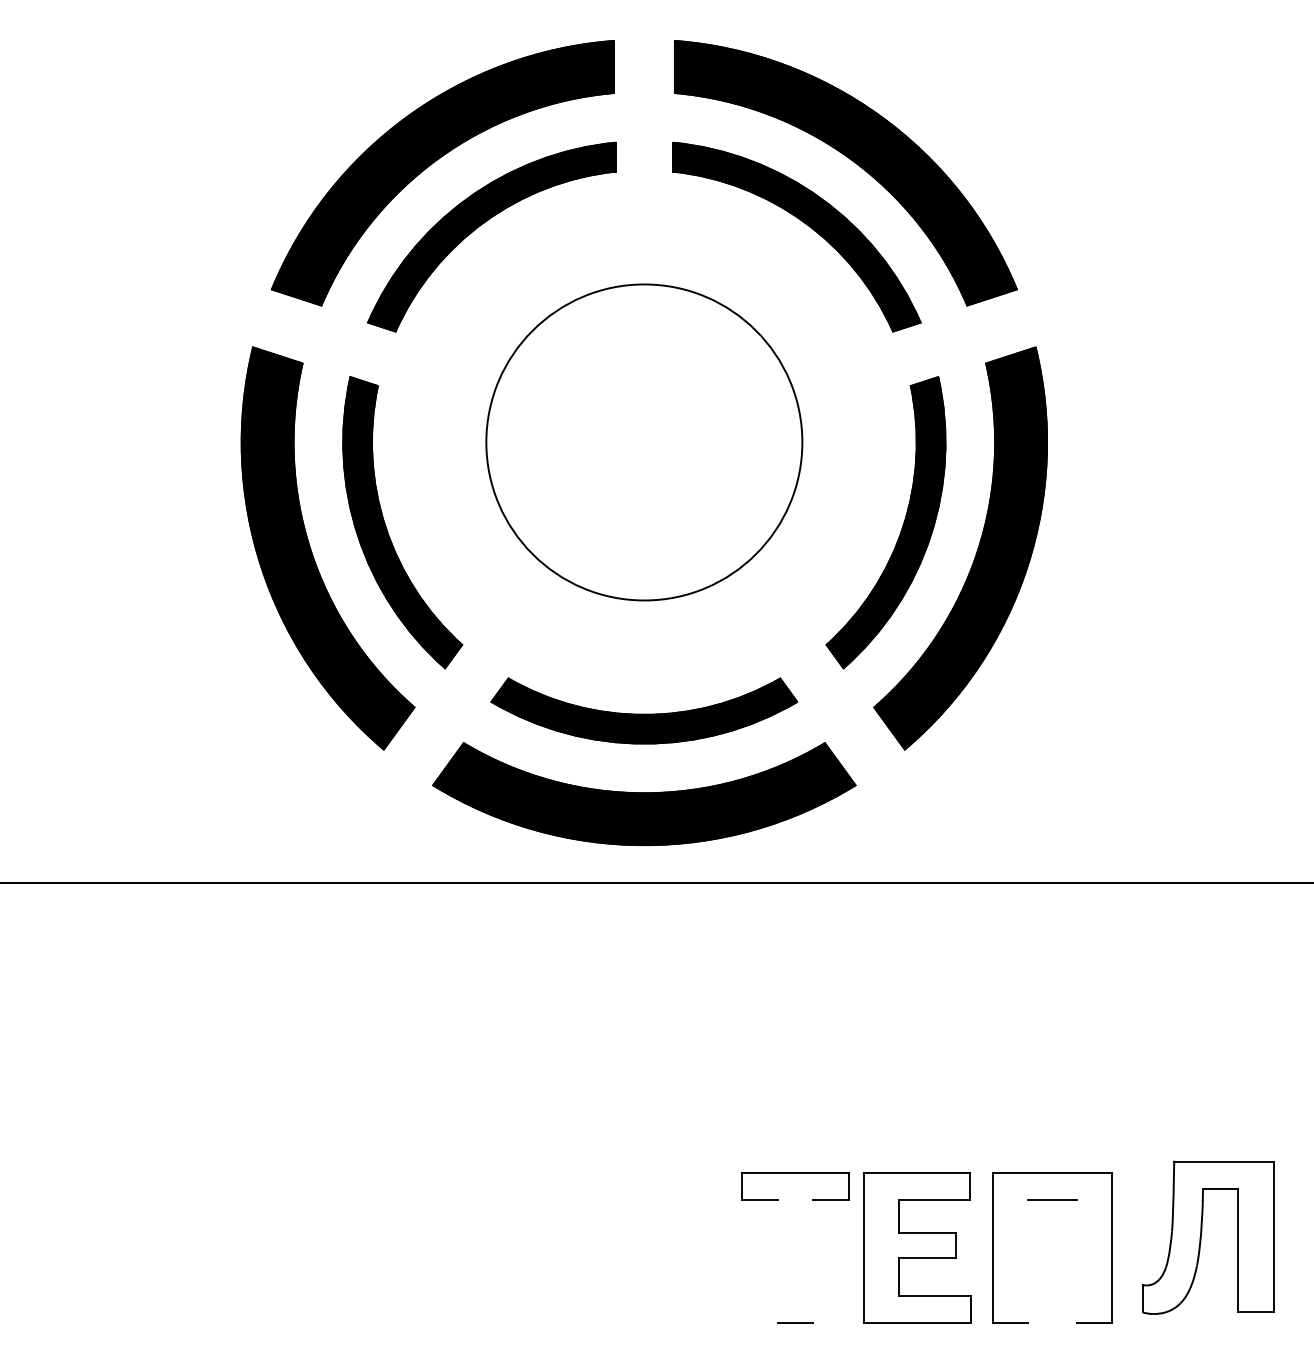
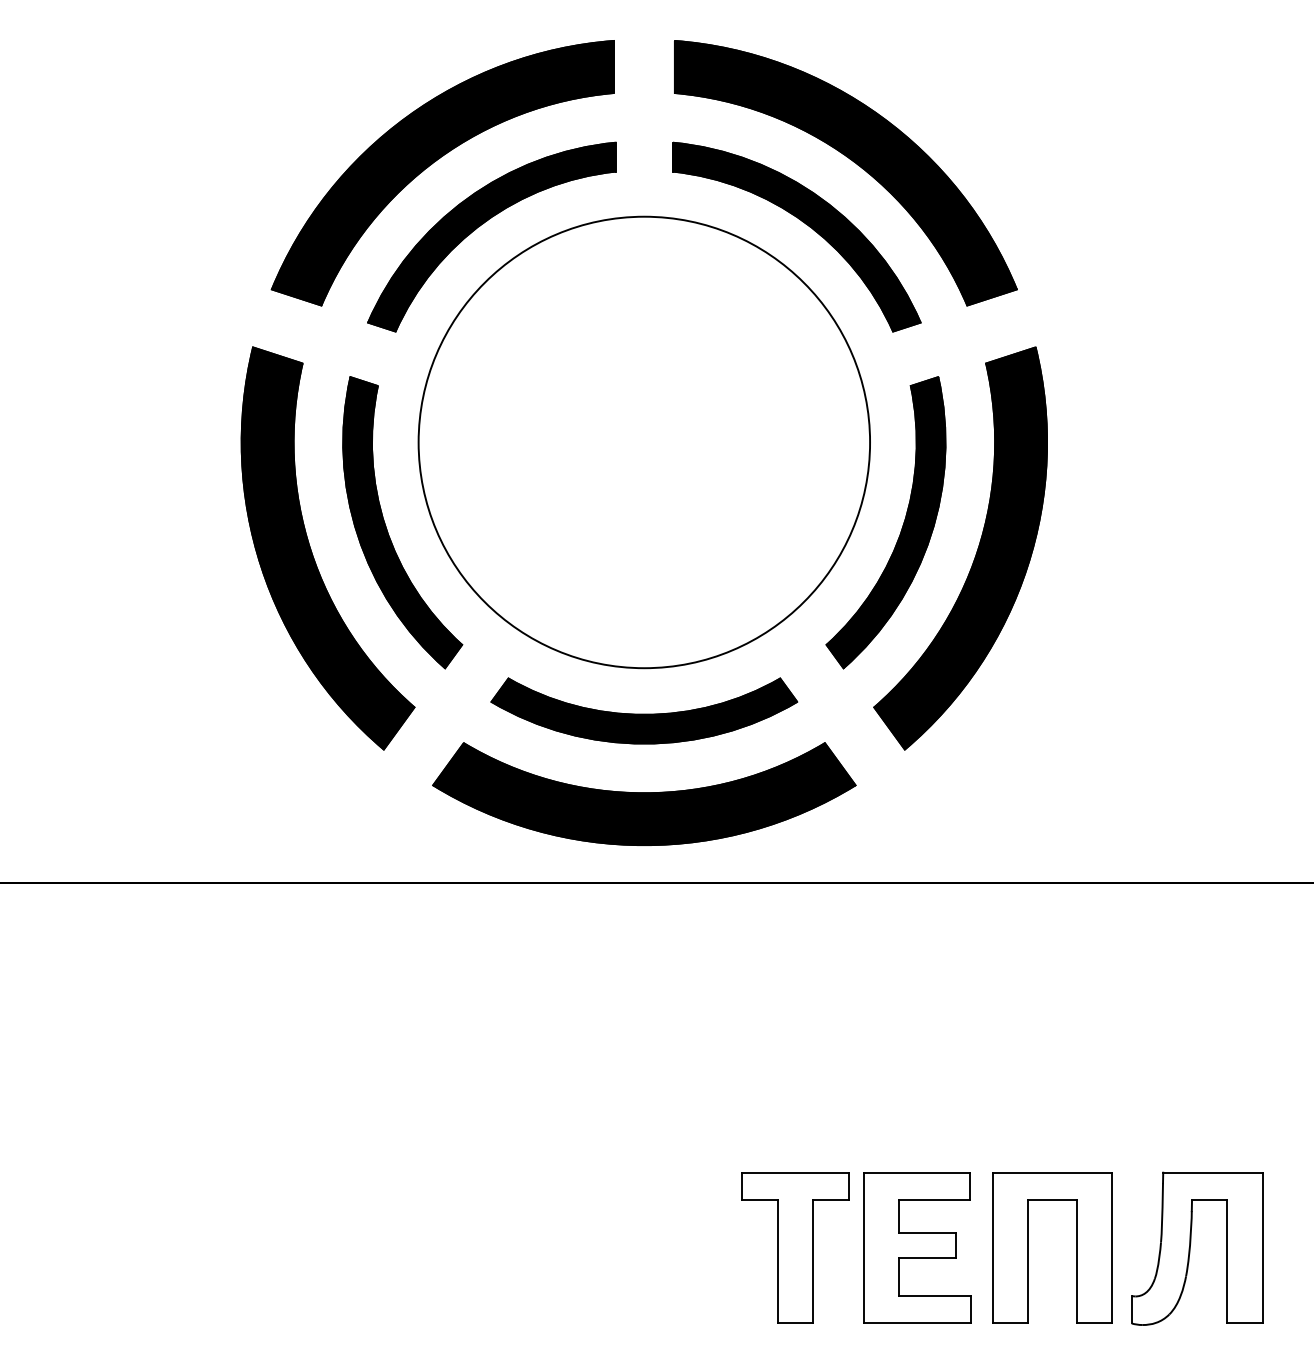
circle diameter: 316 px -> 451 px (644, 442)
part position: (1201, 1237) -> (1190, 1248) (1190, 1248)
line: none -> present (778, 1261)
line: none -> present (813, 1261)
line: none -> present (1028, 1261)
line: none -> present (1076, 1261)
